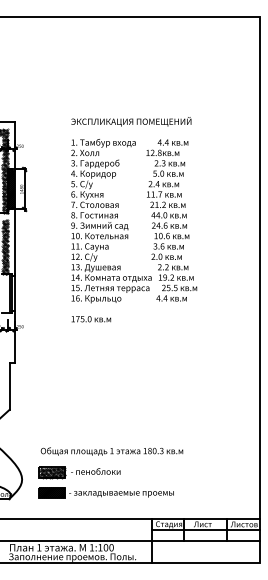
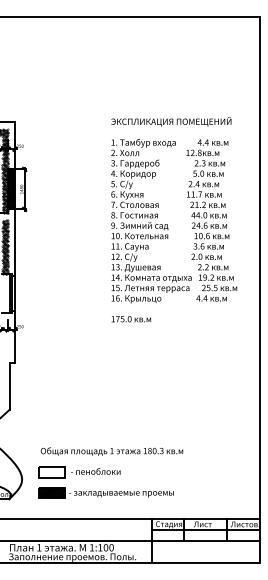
text position: (134, 219) -> (174, 219) (174, 219)
hatch: present -> none (52, 472)
